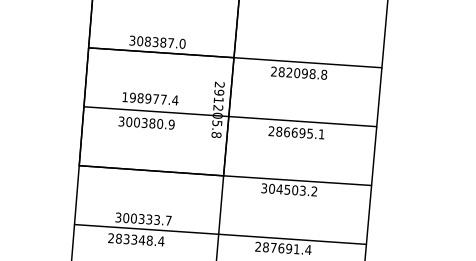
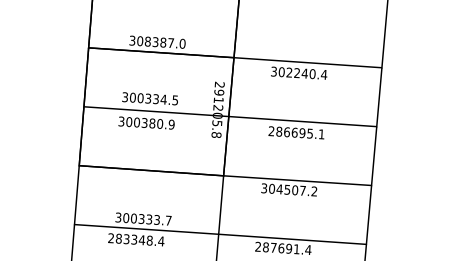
text: 282098.8 -> 302240.4 (299, 73)
text: 198977.4 -> 300334.5 (150, 98)
text: 304503.2 -> 304507.2 (302, 190)
